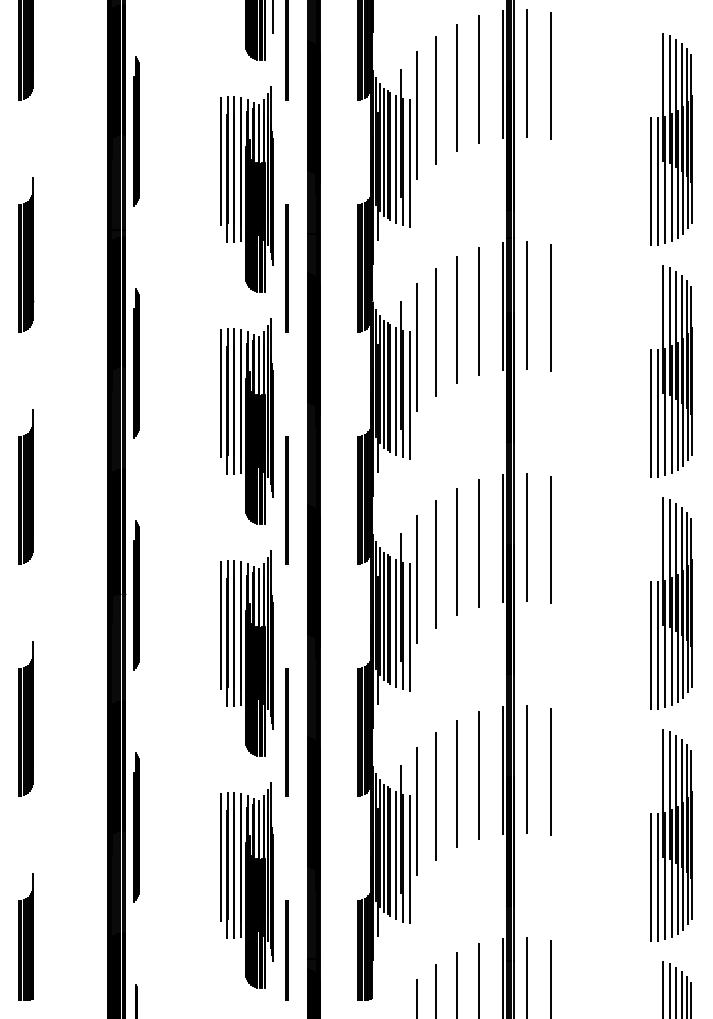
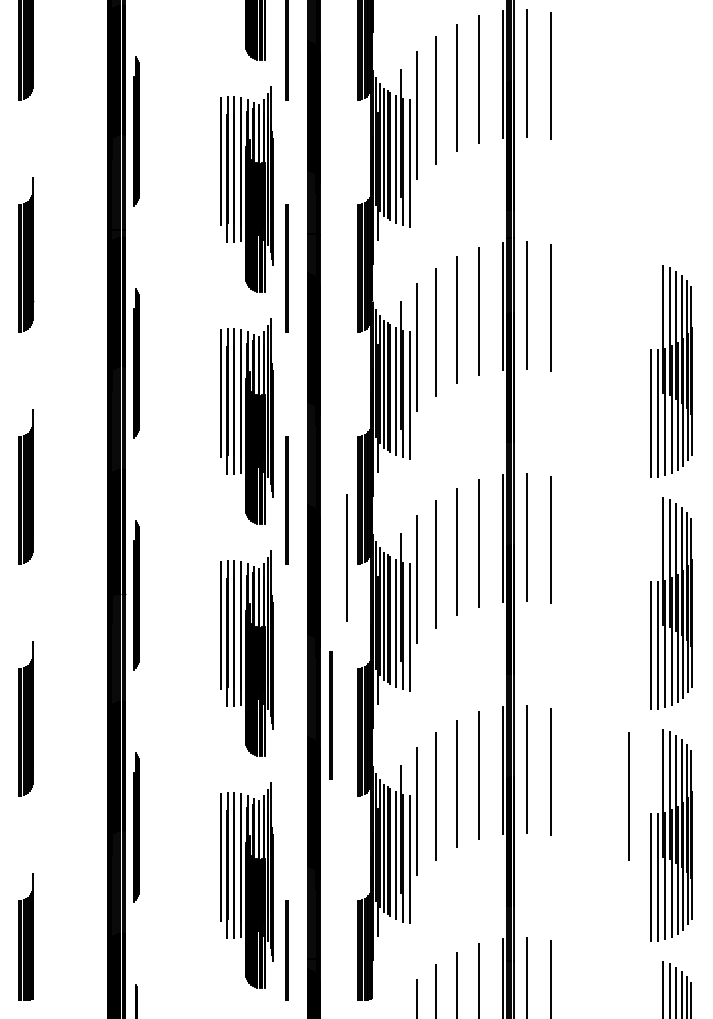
line: present -> none (272, 18)
part: present -> none (671, 139)
line: none -> present (346, 557)
line position: (286, 732) -> (330, 715) (330, 715)
line: none -> present (628, 796)
